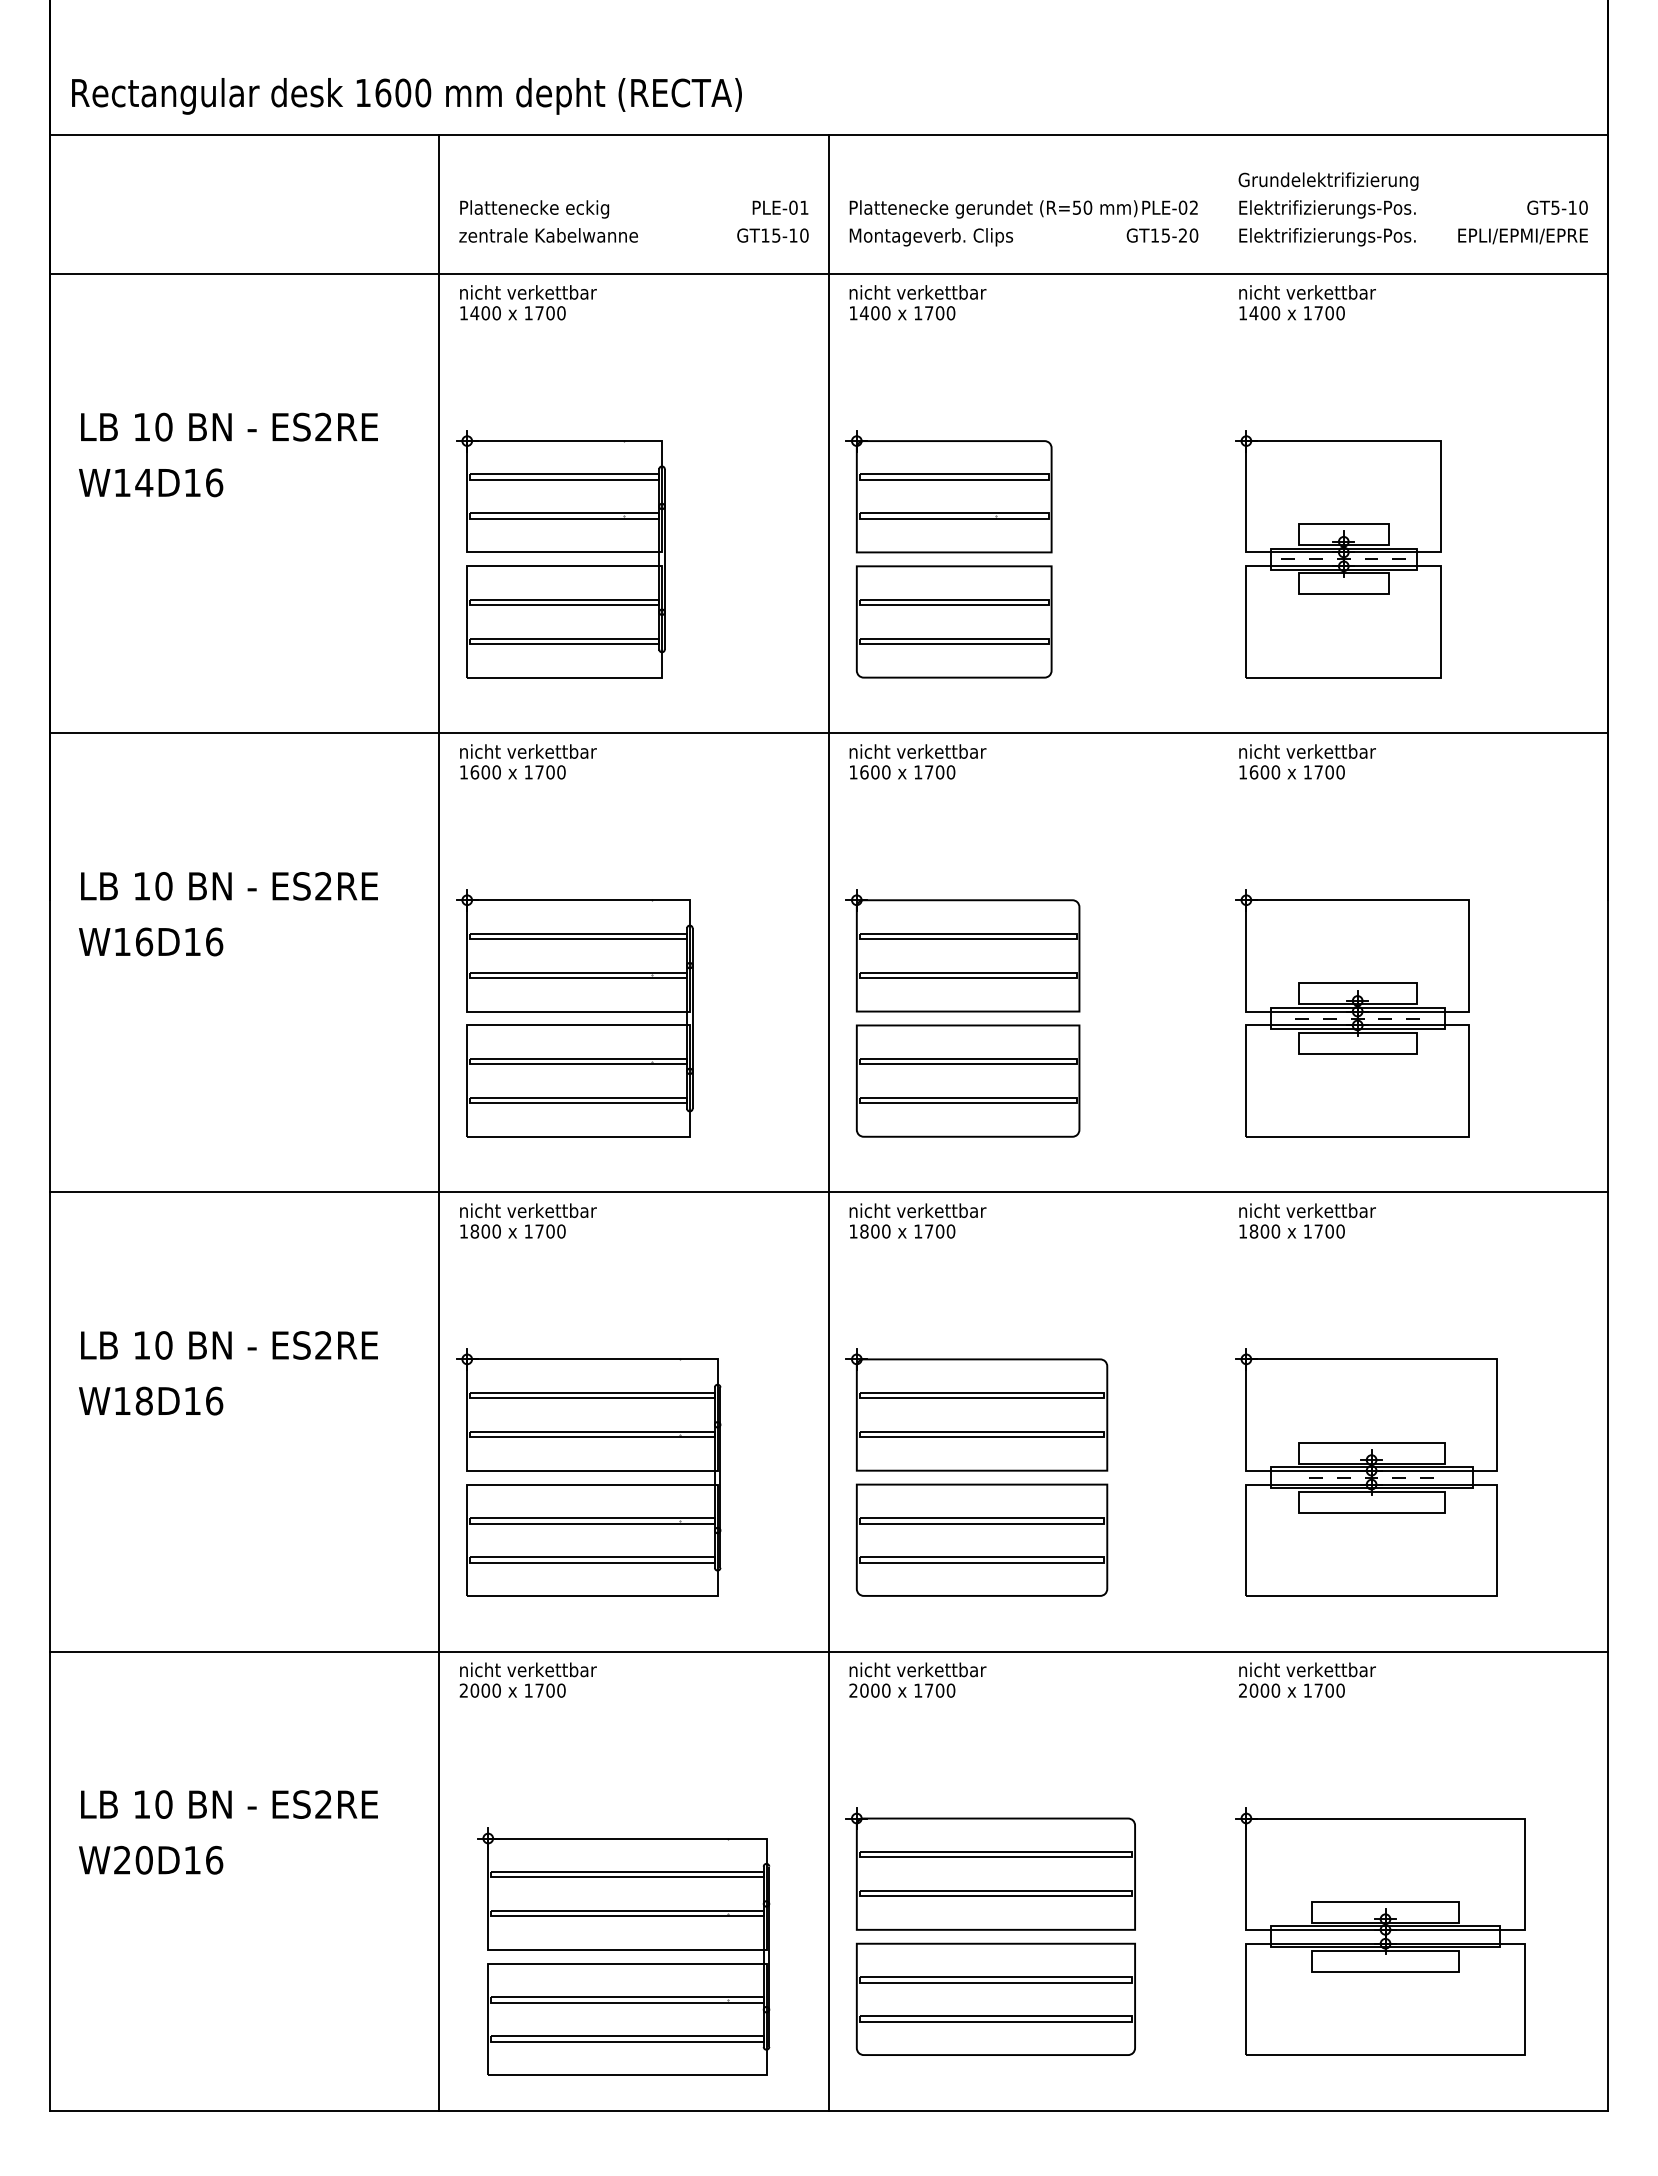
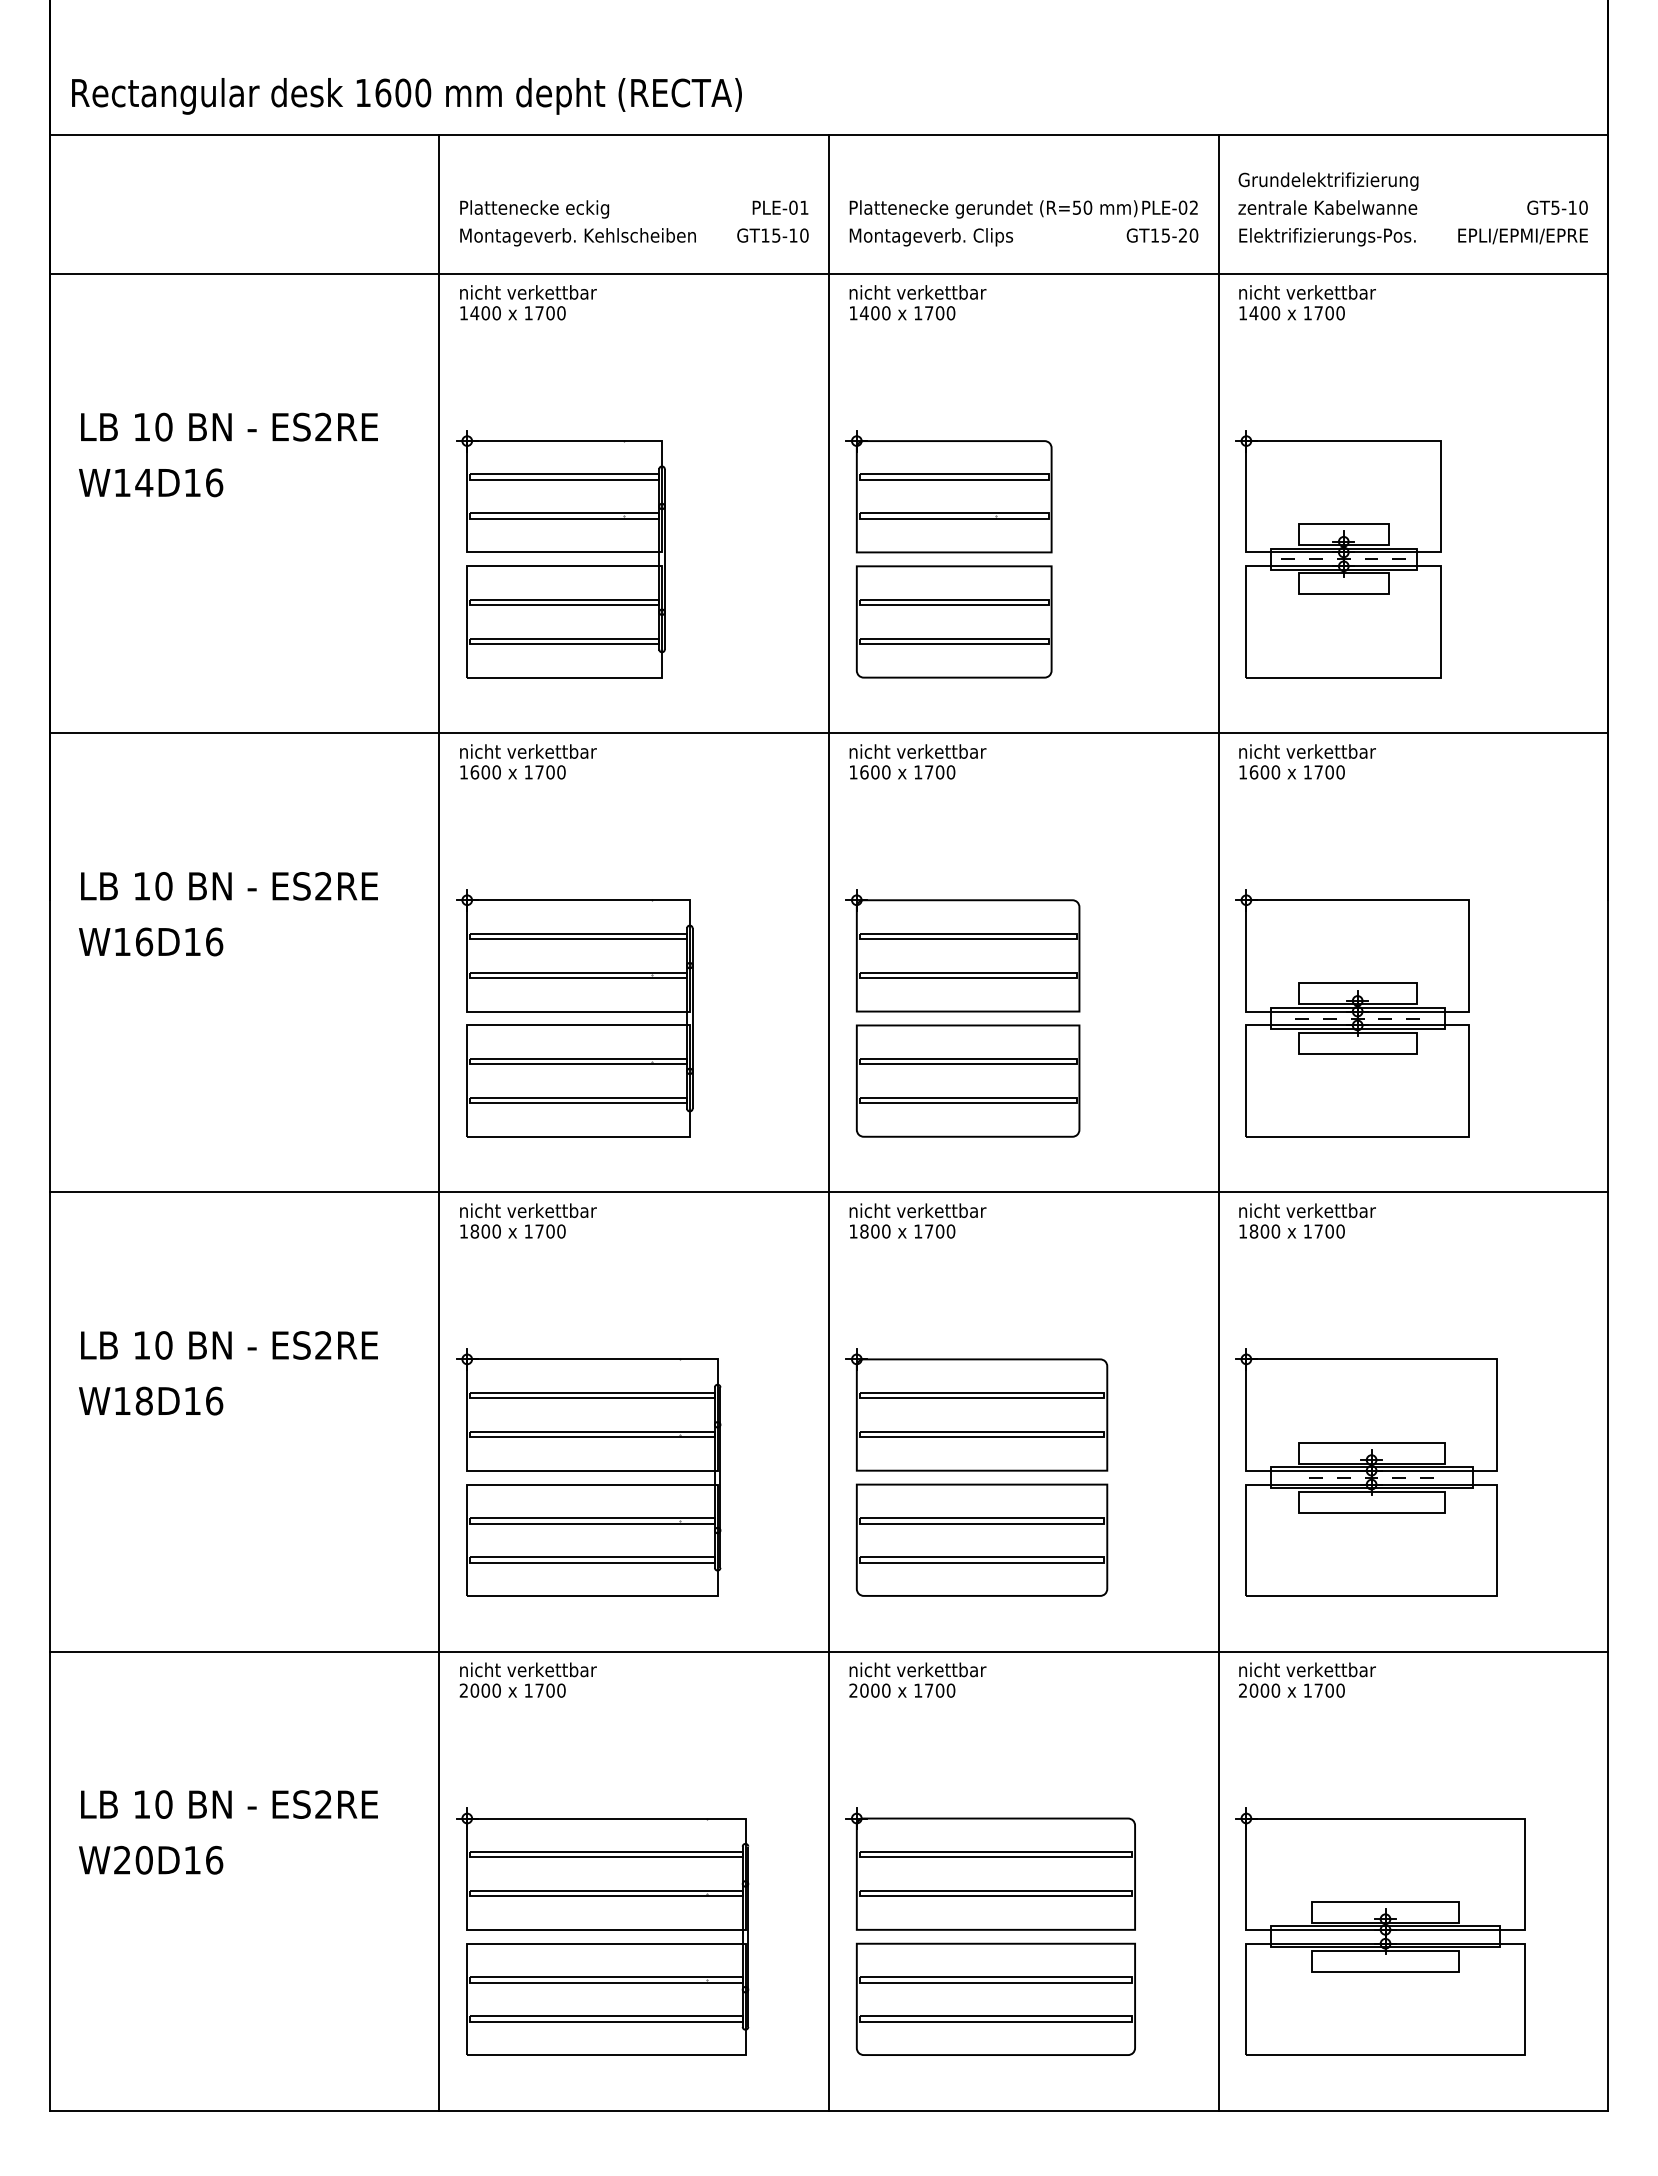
text: Elektrifizierungs-Pos. -> zentrale Kabelwanne (1327, 209)
text: zentrale Kabelwanne -> Montageverb. Kehlscheiben (577, 237)
line: none -> present (1218, 1122)
part position: (623, 1951) -> (602, 1931) (602, 1931)
